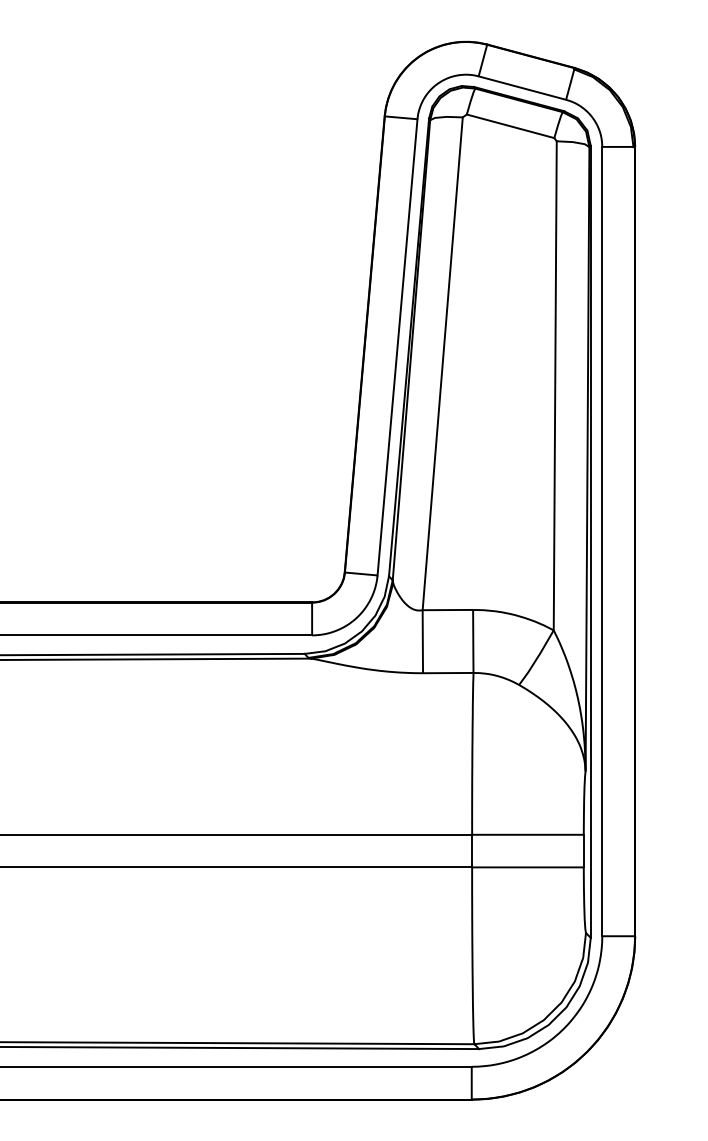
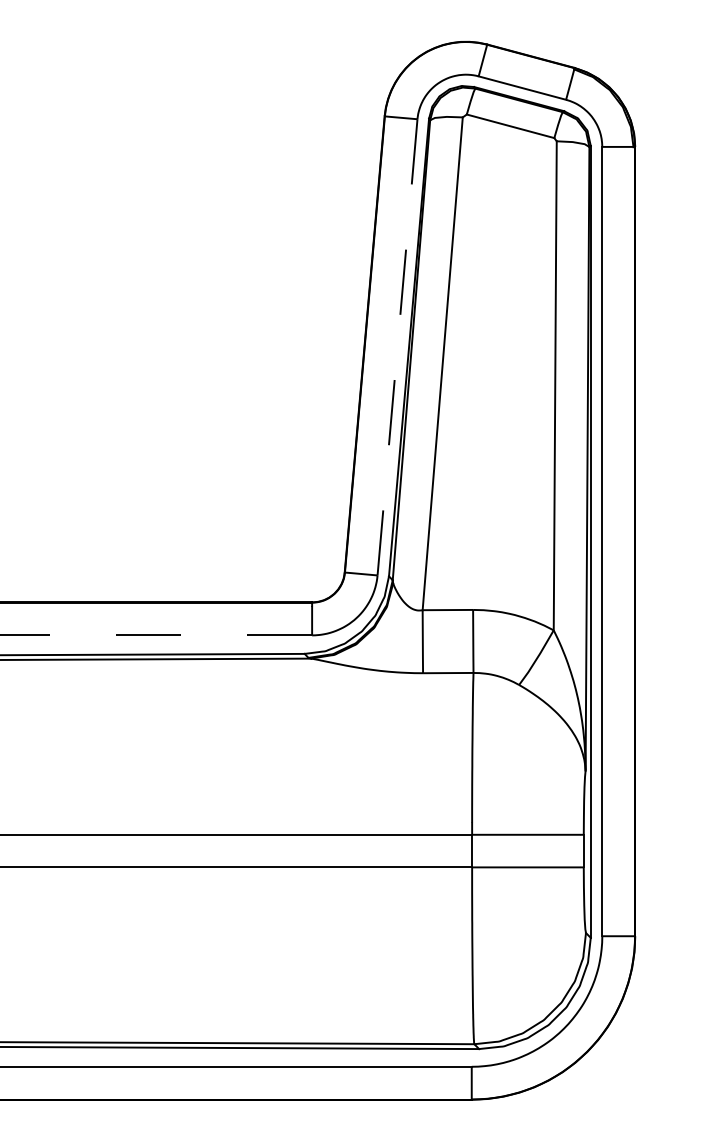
line: solid -> dashed (397, 347)
line: solid -> dashed (156, 635)
